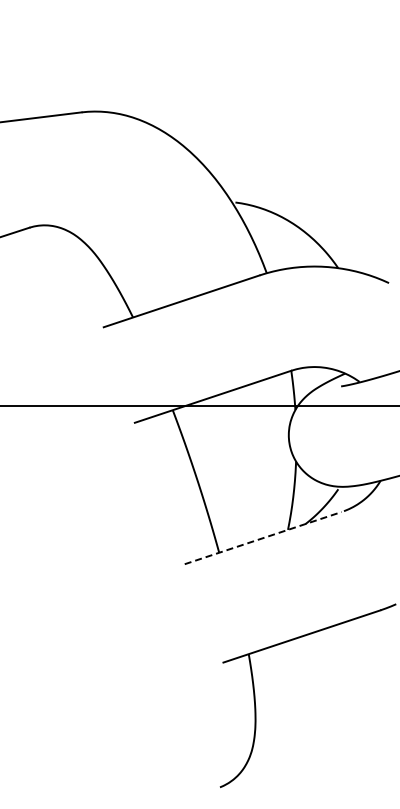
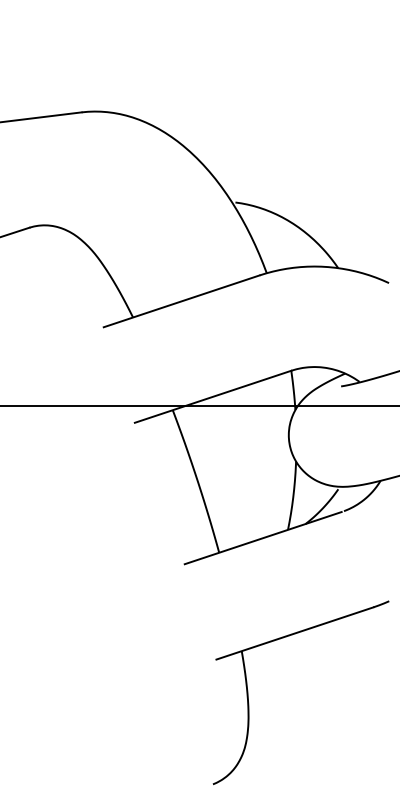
line: dashed -> solid (263, 538)
part position: (255, 695) -> (248, 692) (248, 692)
